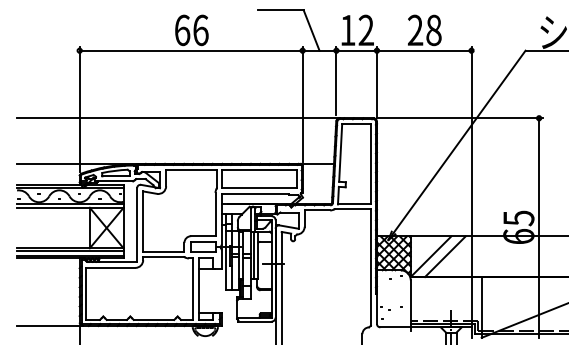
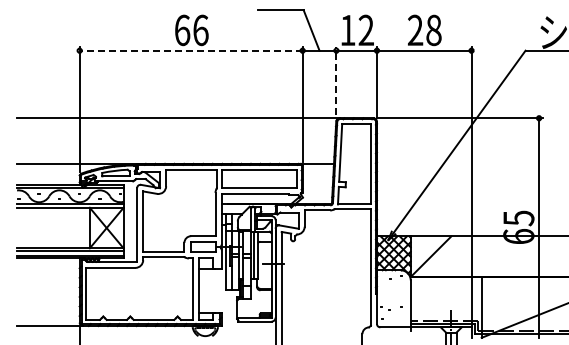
line: solid -> dashed (190, 50)
line: solid -> dashed (336, 81)
line: present -> none (445, 256)
